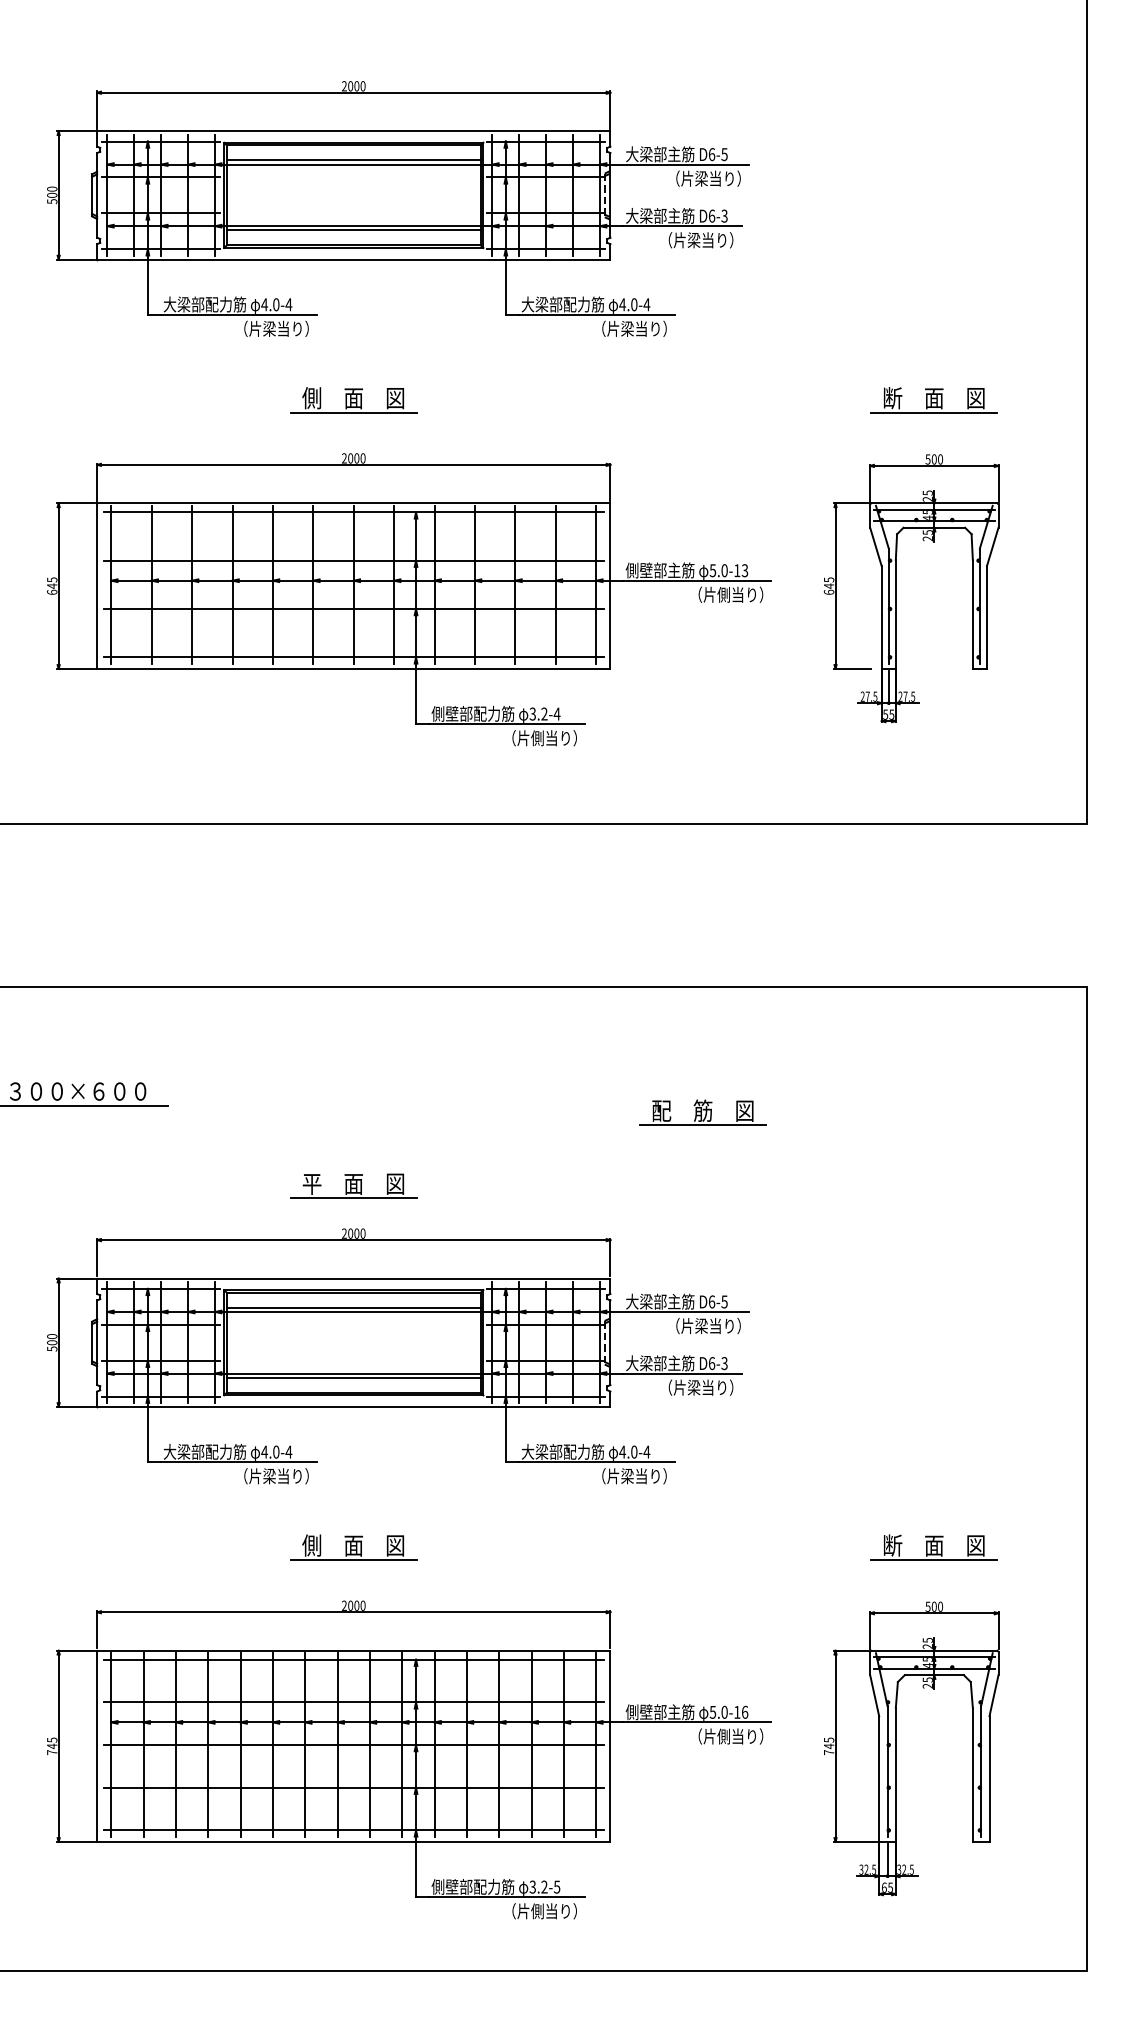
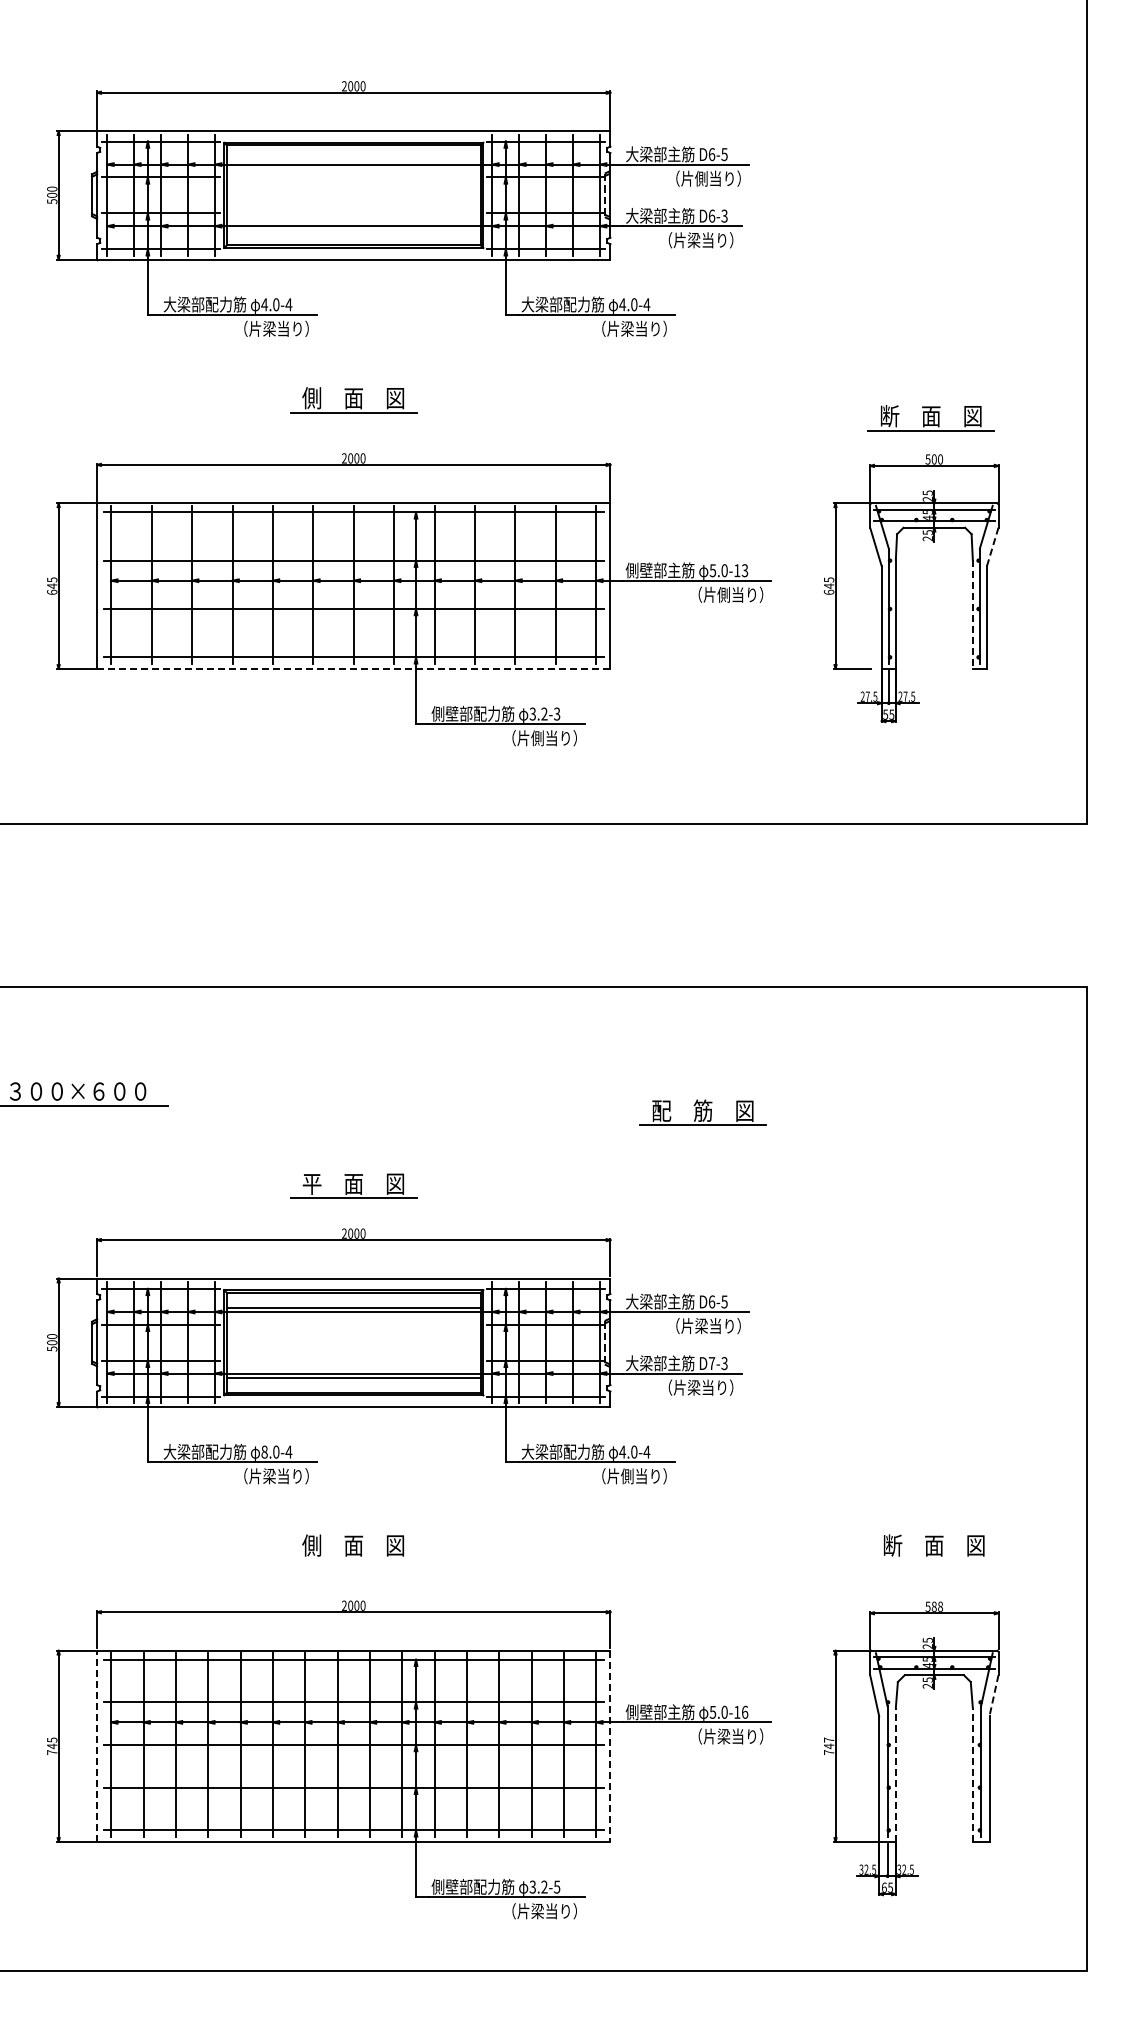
line: present -> none (353, 160)
text: （片梁当り） -> （片側当り） (701, 178)
line: present -> none (353, 230)
part position: (933, 400) -> (930, 418) (930, 418)
line: solid -> dashed (992, 547)
line: solid -> dashed (972, 614)
line: solid -> dashed (353, 668)
text: 3.2-4 -> 3.2-3 (556, 713)
text: D6-3 -> D7-3 (711, 1363)
text: 4.0-4 -> 8.0-4 (264, 1451)
text: （片梁当り） -> （片側当り） (627, 1476)
line: present -> none (353, 1559)
line: present -> none (934, 1559)
text: 500 -> 588 (937, 1606)
line: solid -> dashed (993, 1696)
text: （片側当り） -> （片梁当り） (723, 1736)
text: 745 -> 747 (829, 1739)
line: solid -> dashed (97, 1746)
line: solid -> dashed (610, 1746)
line: solid -> dashed (895, 1774)
line: solid -> dashed (972, 1774)
text: （片側当り） -> （片梁当り） (537, 1911)
